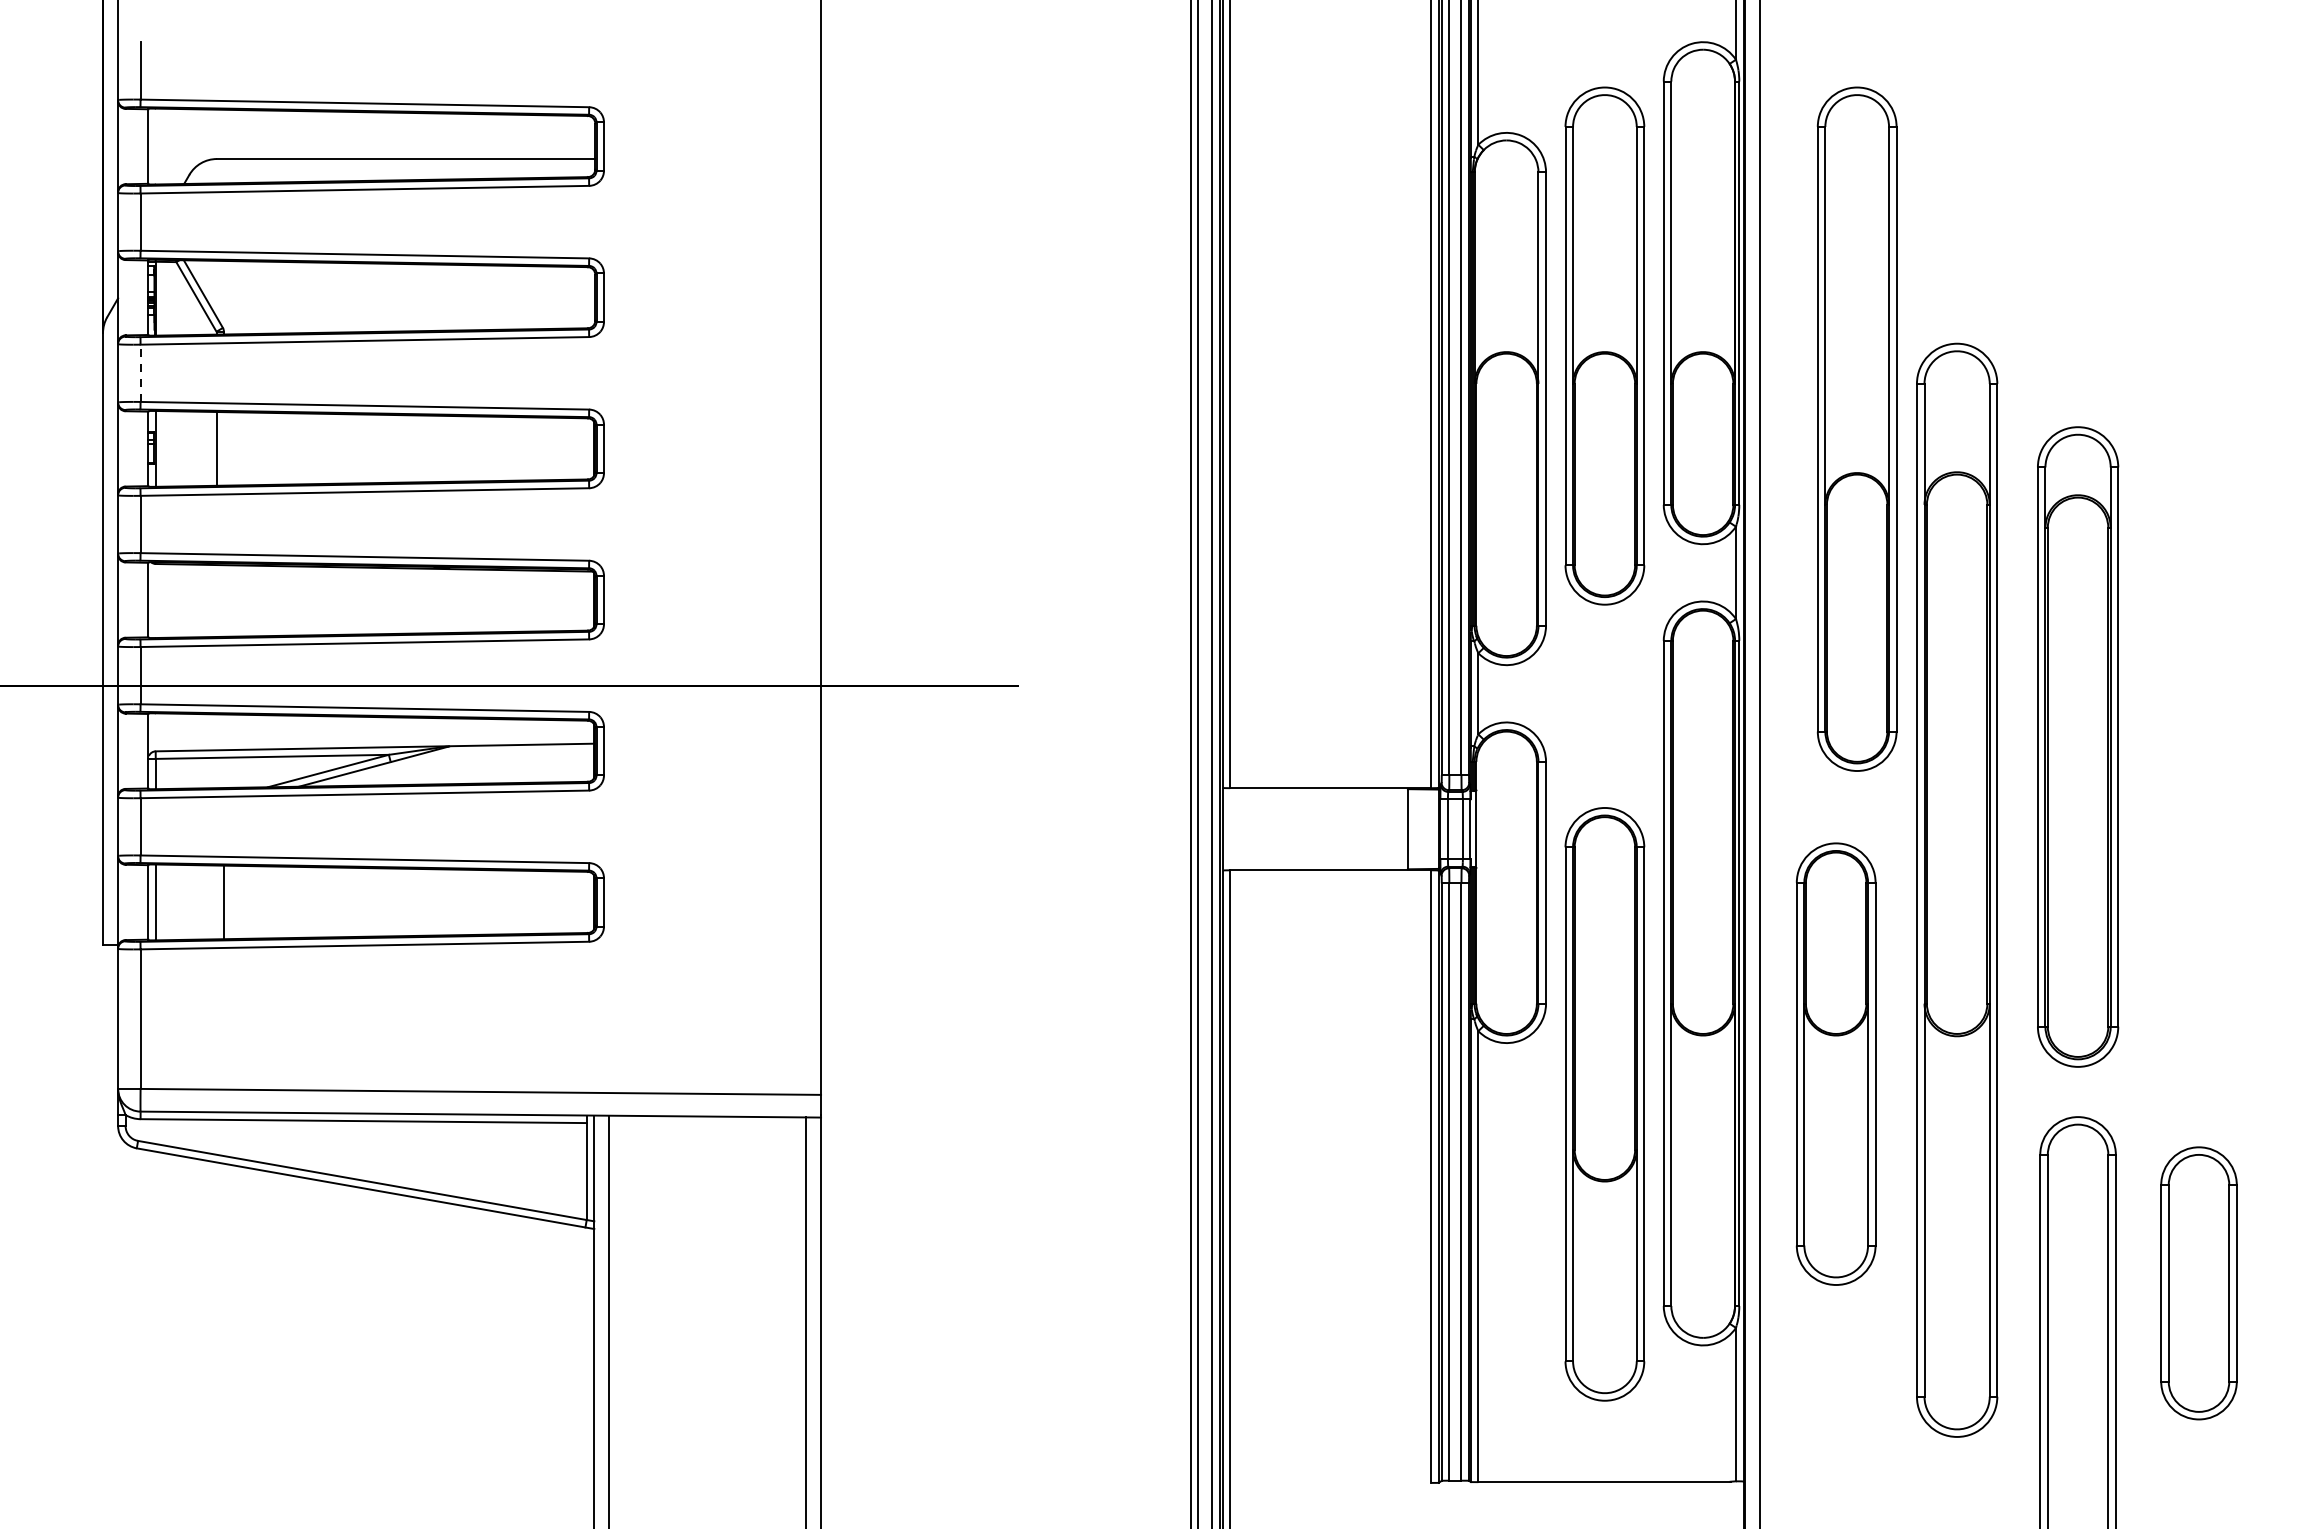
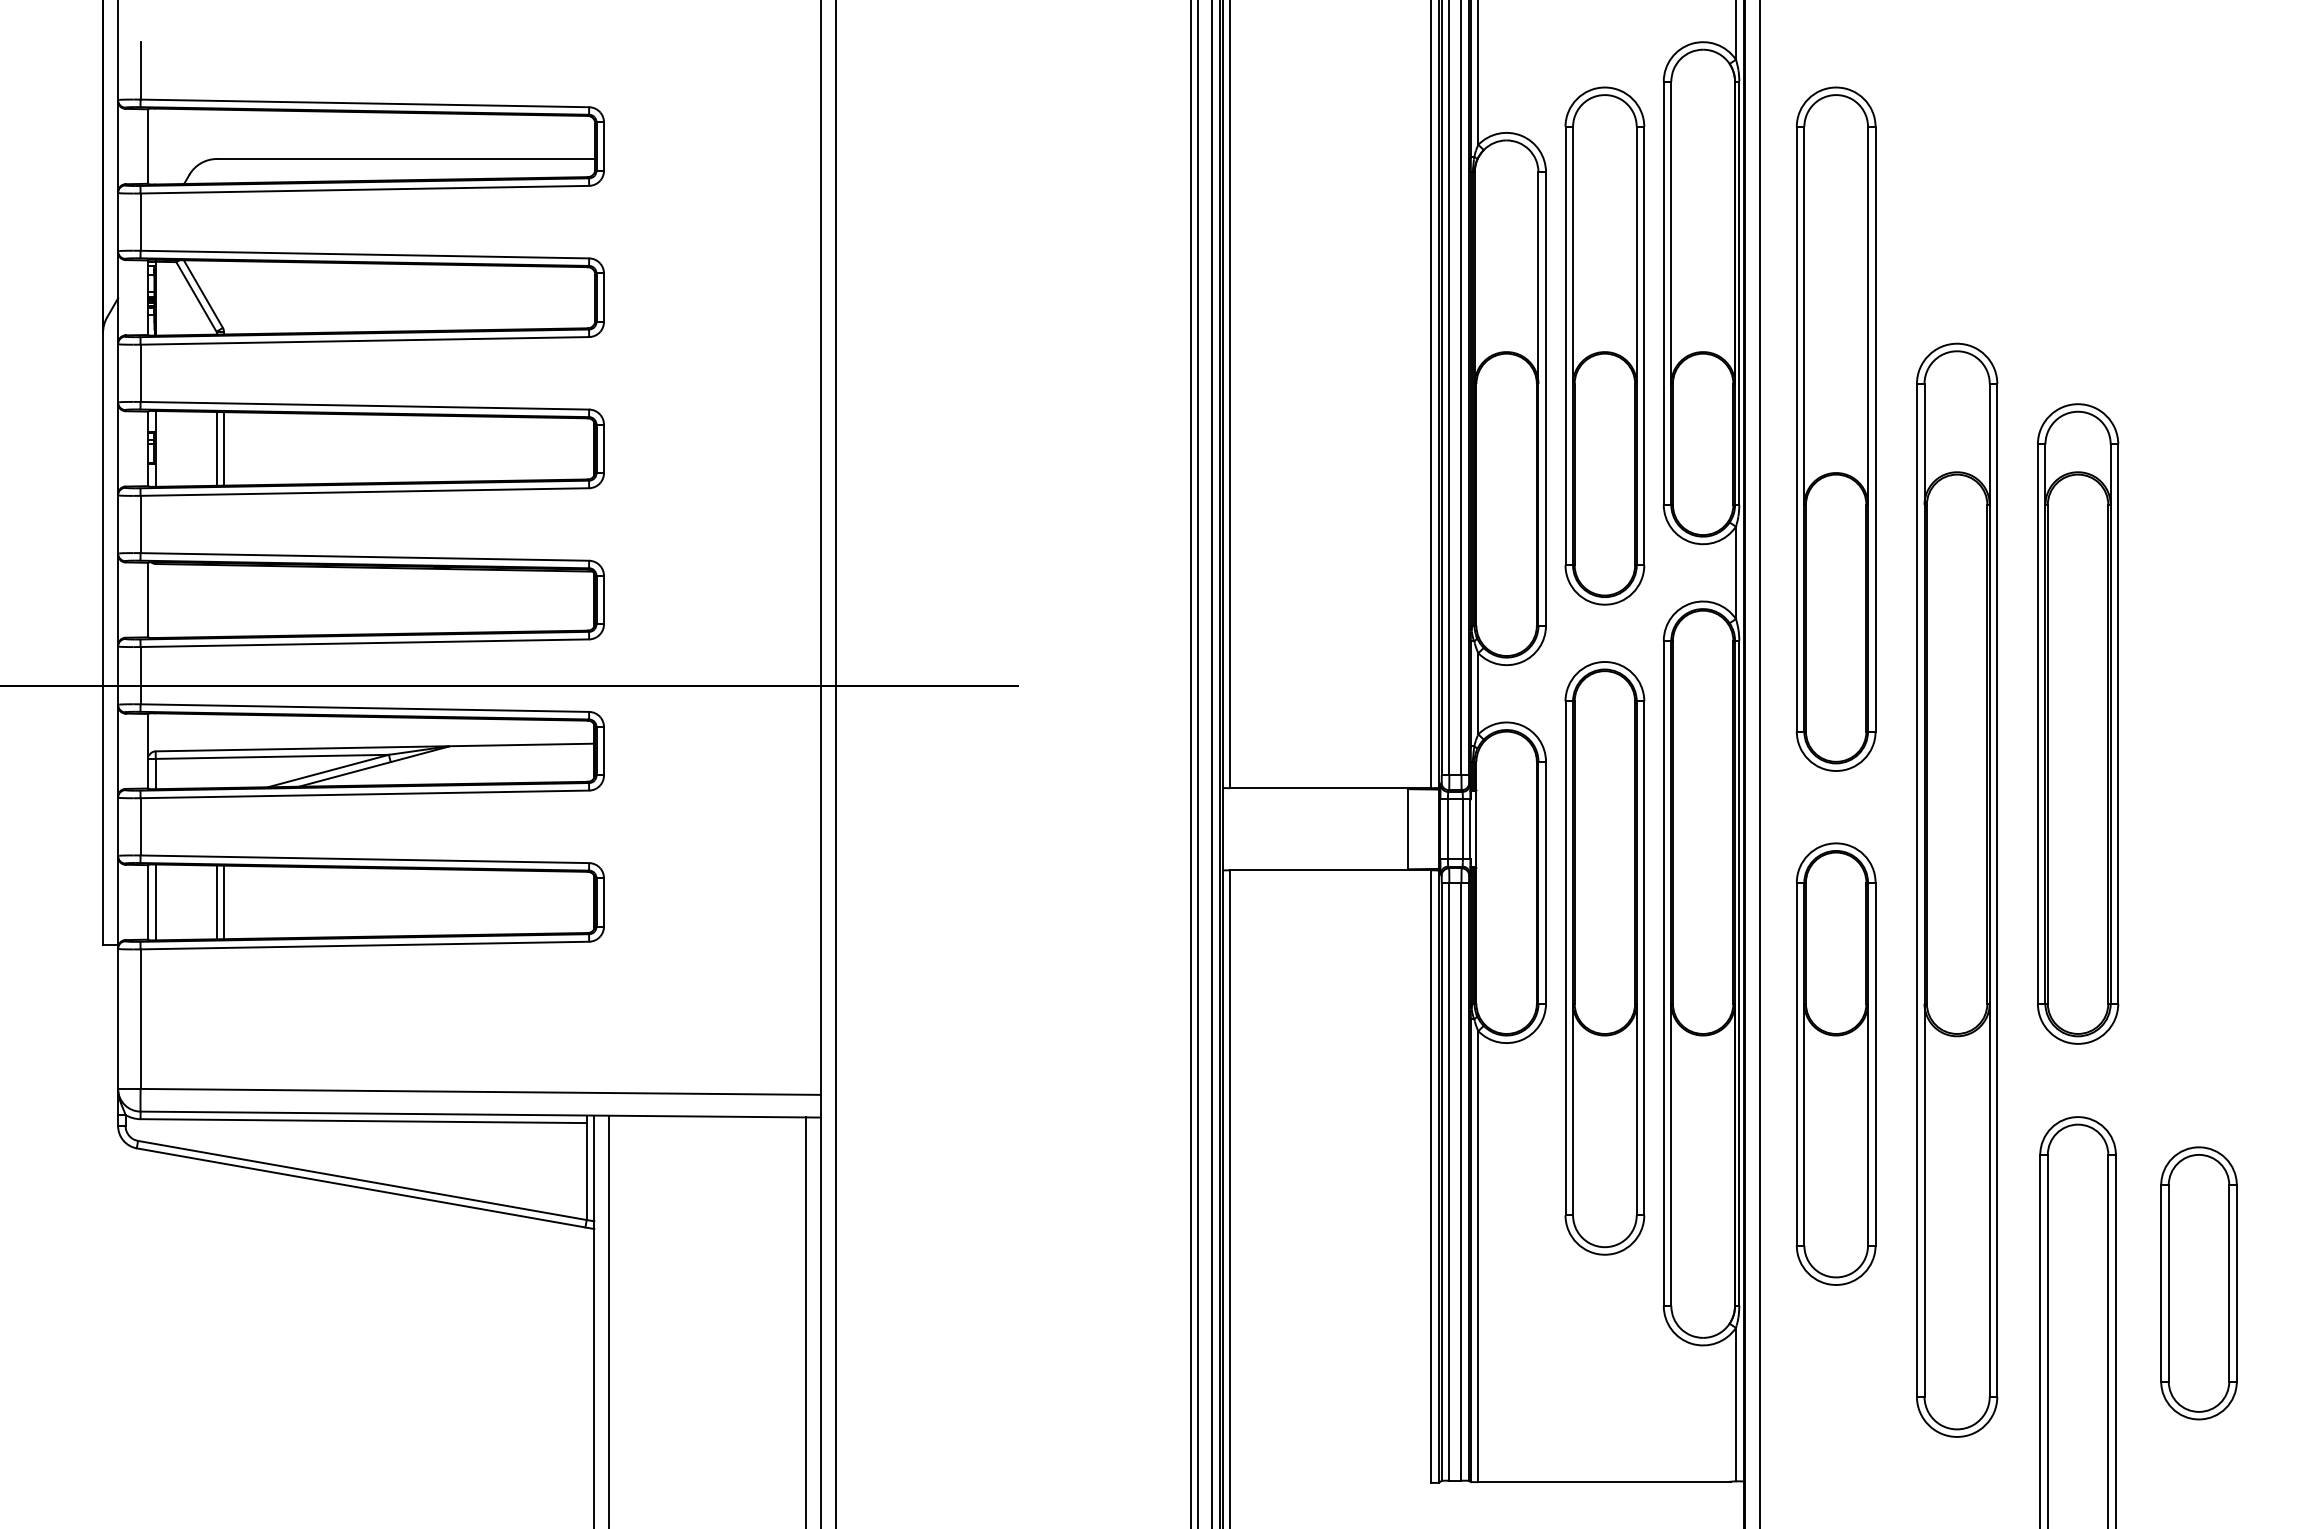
line: dashed -> solid (140, 373)
part position: (1856, 428) -> (1835, 428) (1835, 428)
line: none -> present (223, 448)
part position: (2078, 746) -> (2078, 723) (2078, 723)
line: none -> present (836, 763)
line: none -> present (216, 902)
part position: (1604, 1104) -> (1604, 958) (1604, 958)
